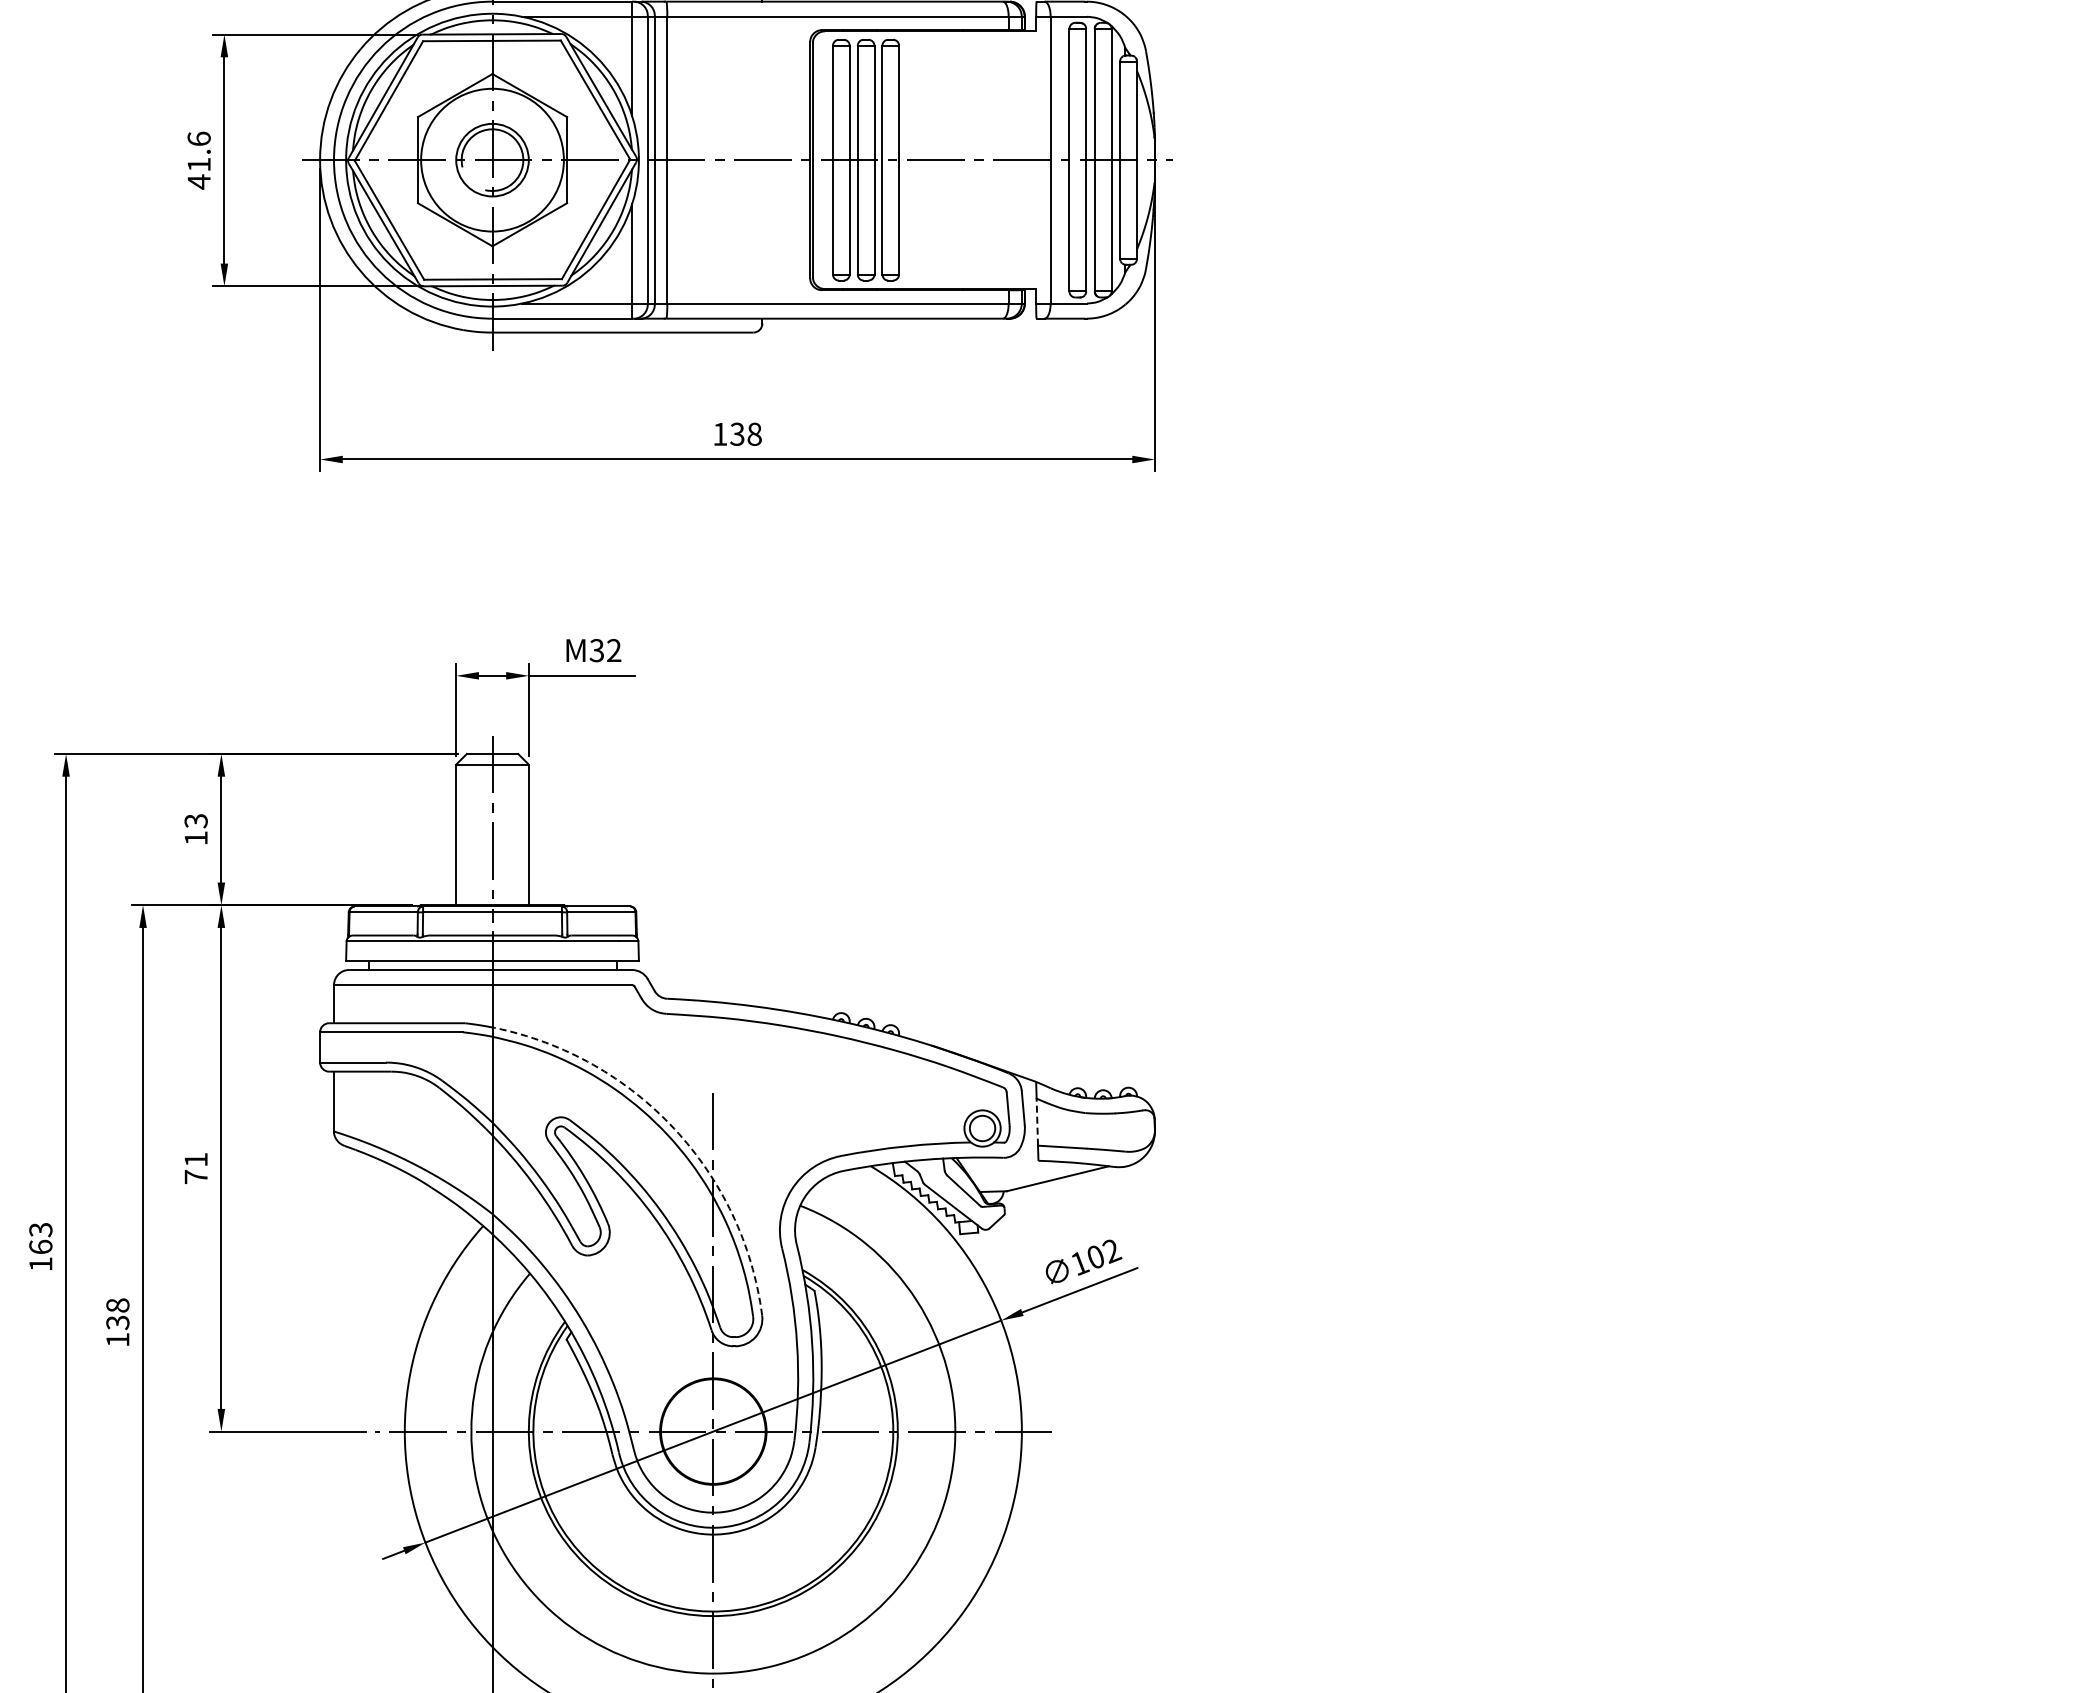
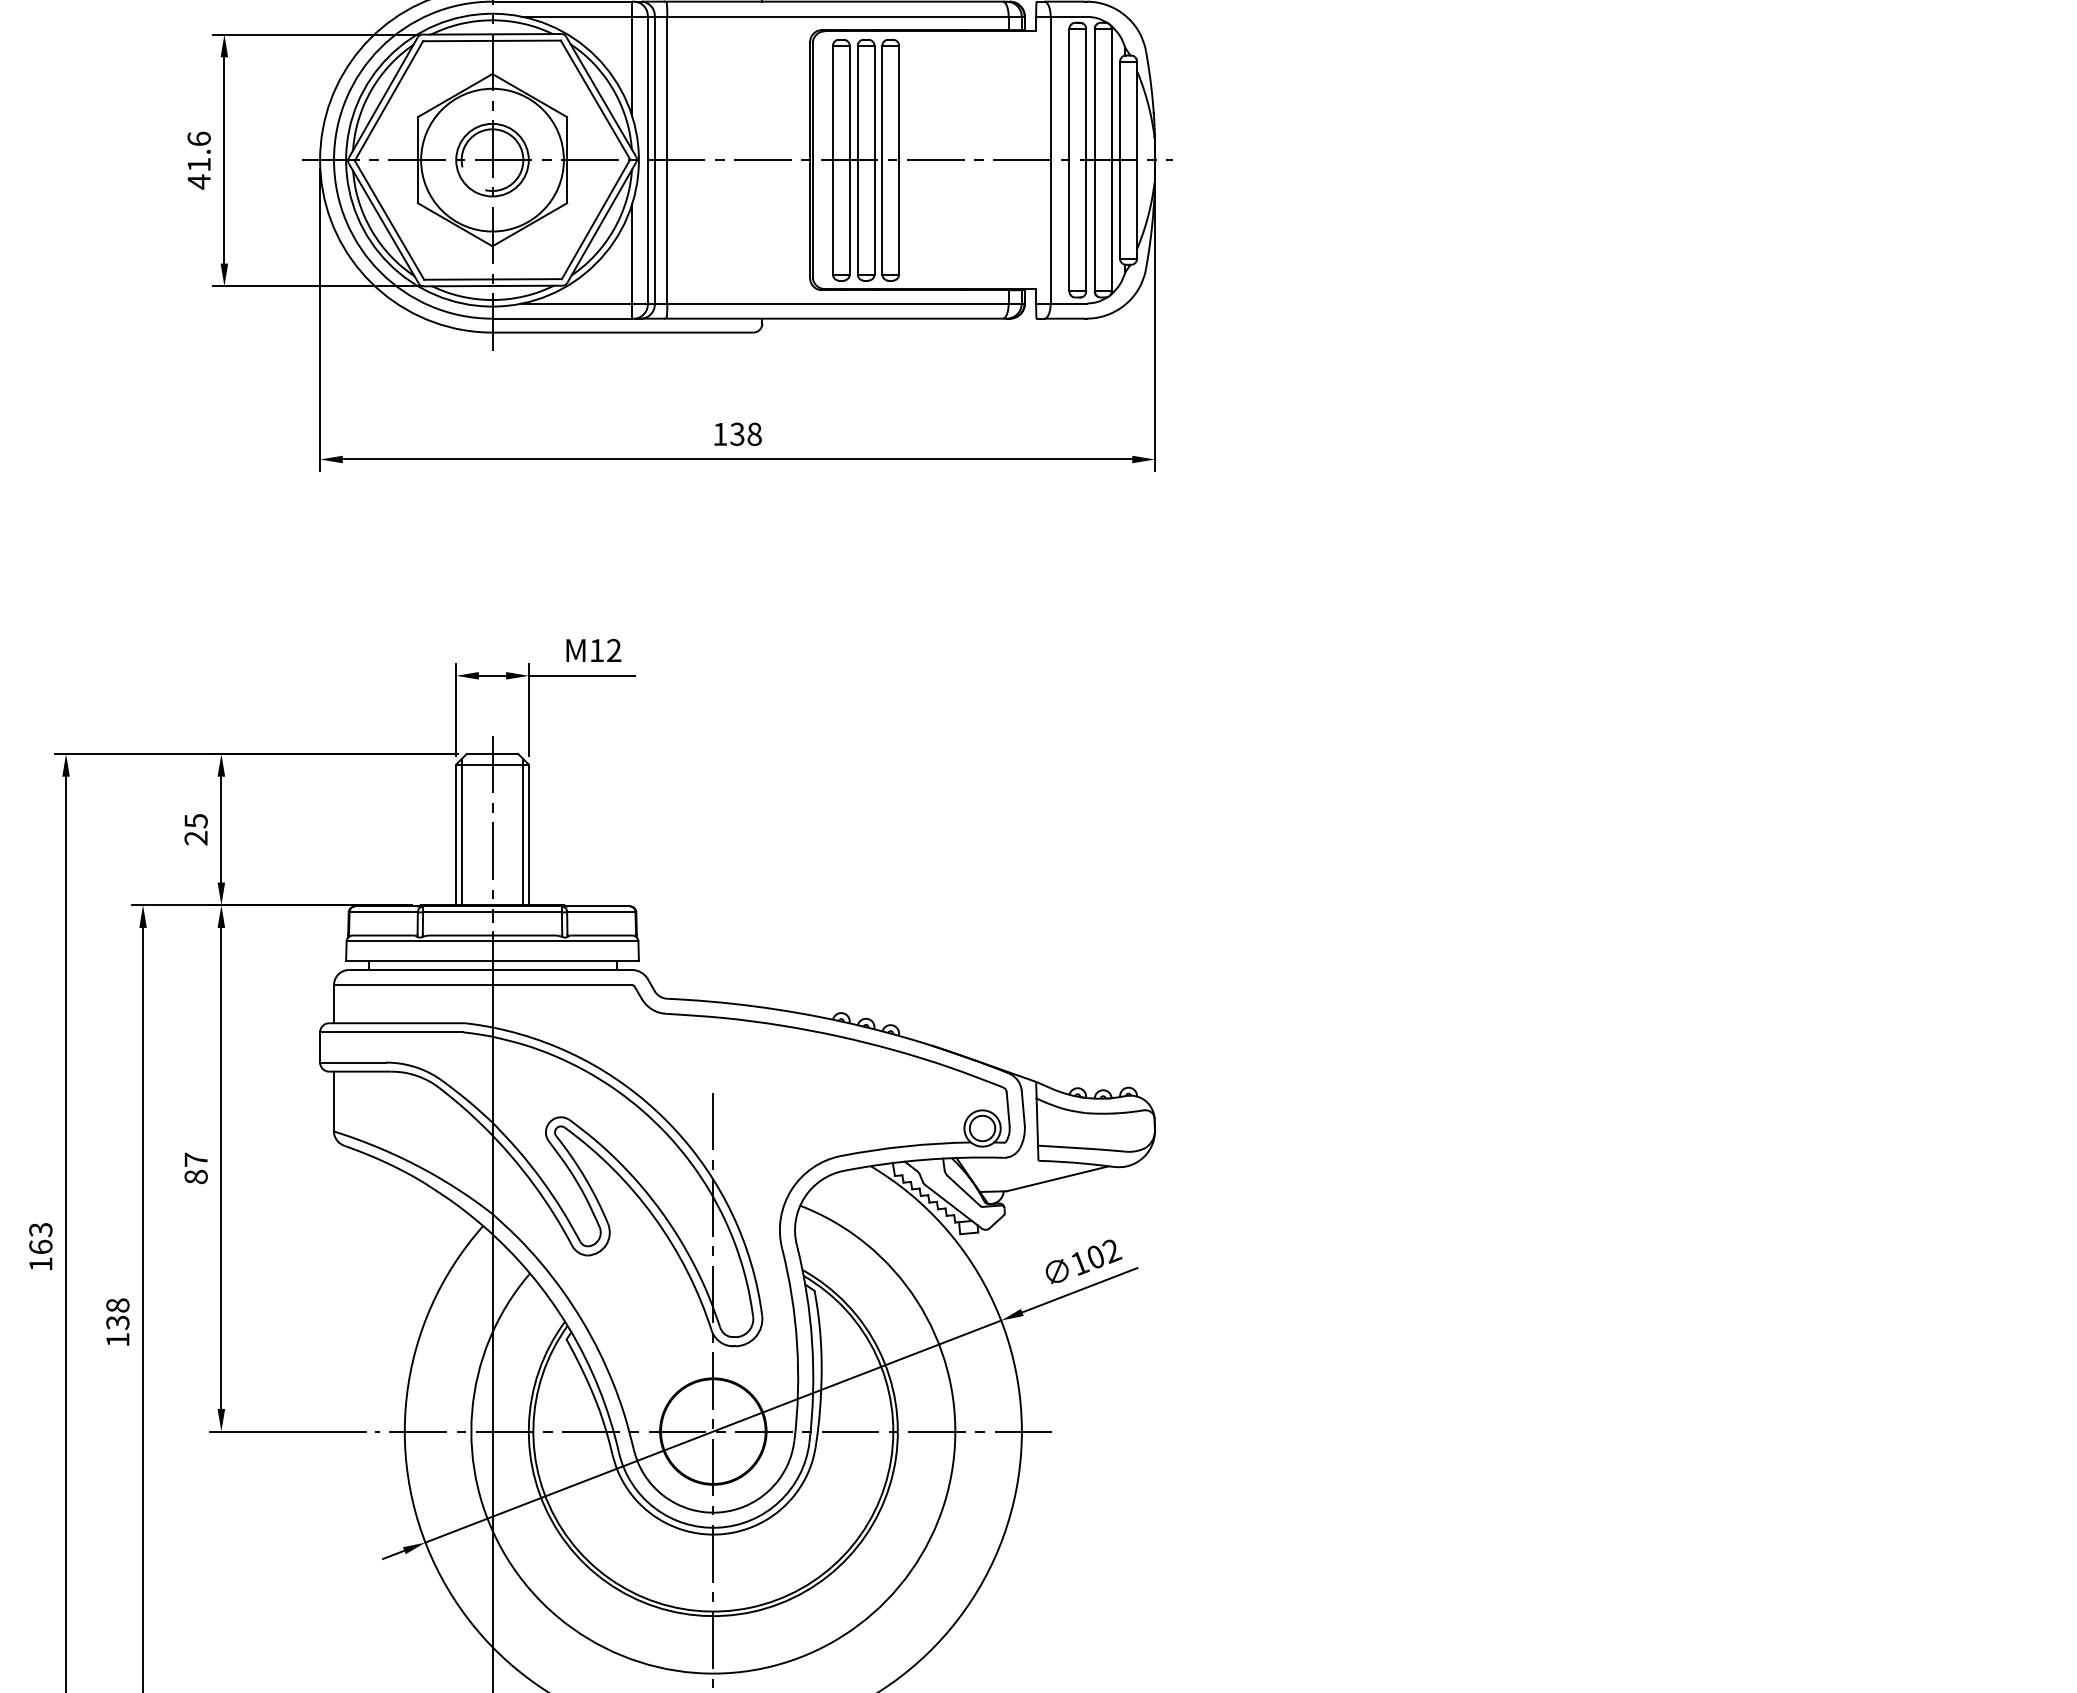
text: M32 -> M12 (596, 650)
text: 13 -> 25 (195, 829)
line: none -> present (461, 831)
line: none -> present (523, 831)
line: dashed -> solid (1037, 1122)
arc: dashed -> solid (674, 1128)
text: 71 -> 87 (195, 1168)
